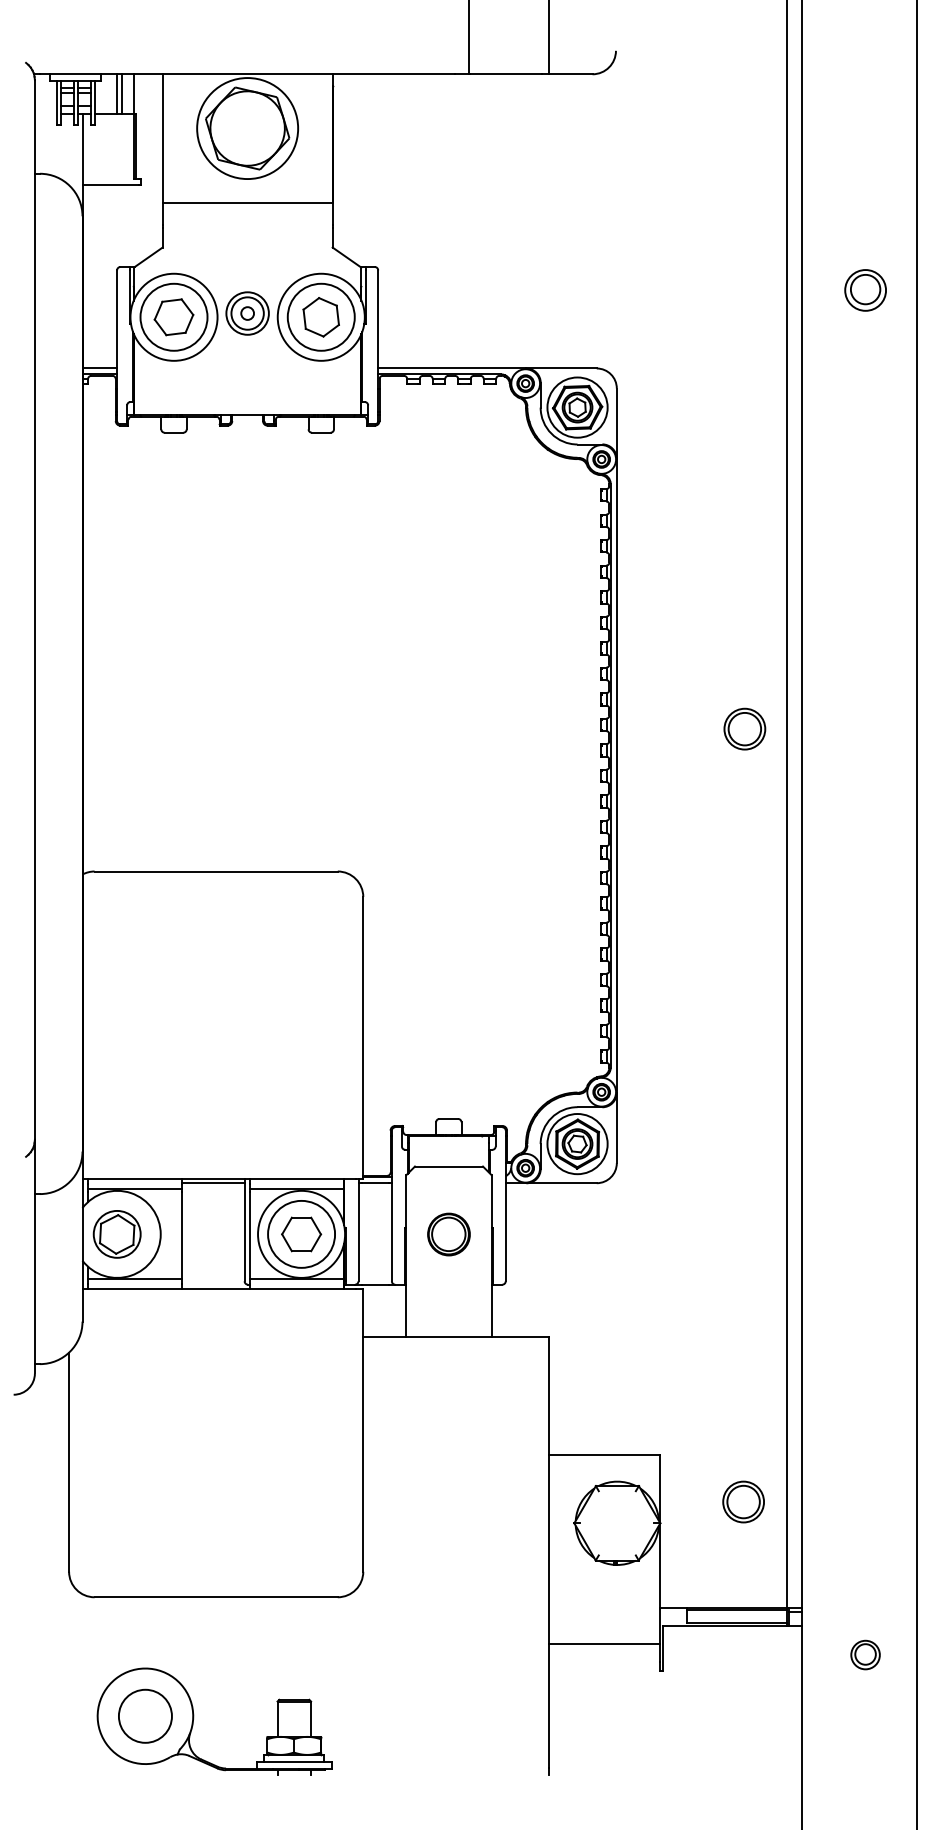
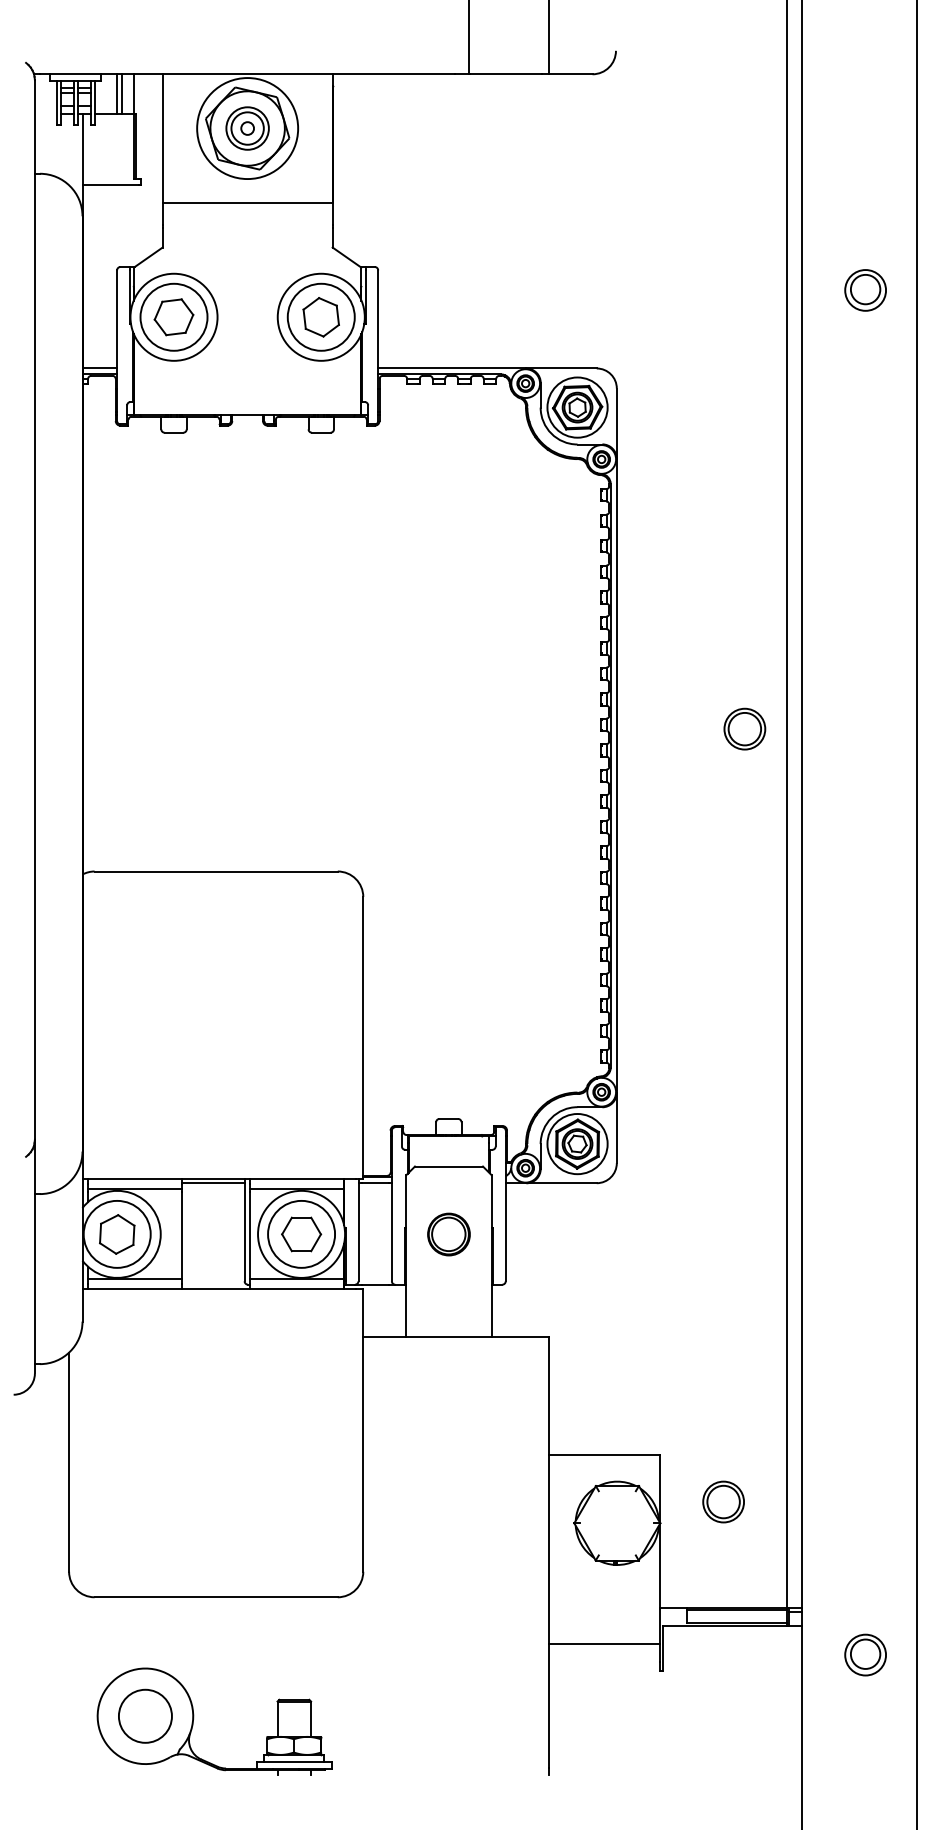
part position: (247, 313) -> (247, 128) (247, 128)
circle diameter: 47 px -> 67 px (116, 1233)
part position: (743, 1501) -> (723, 1501) (723, 1501)
part size: 31x32 px -> 43x44 px (865, 1654)
